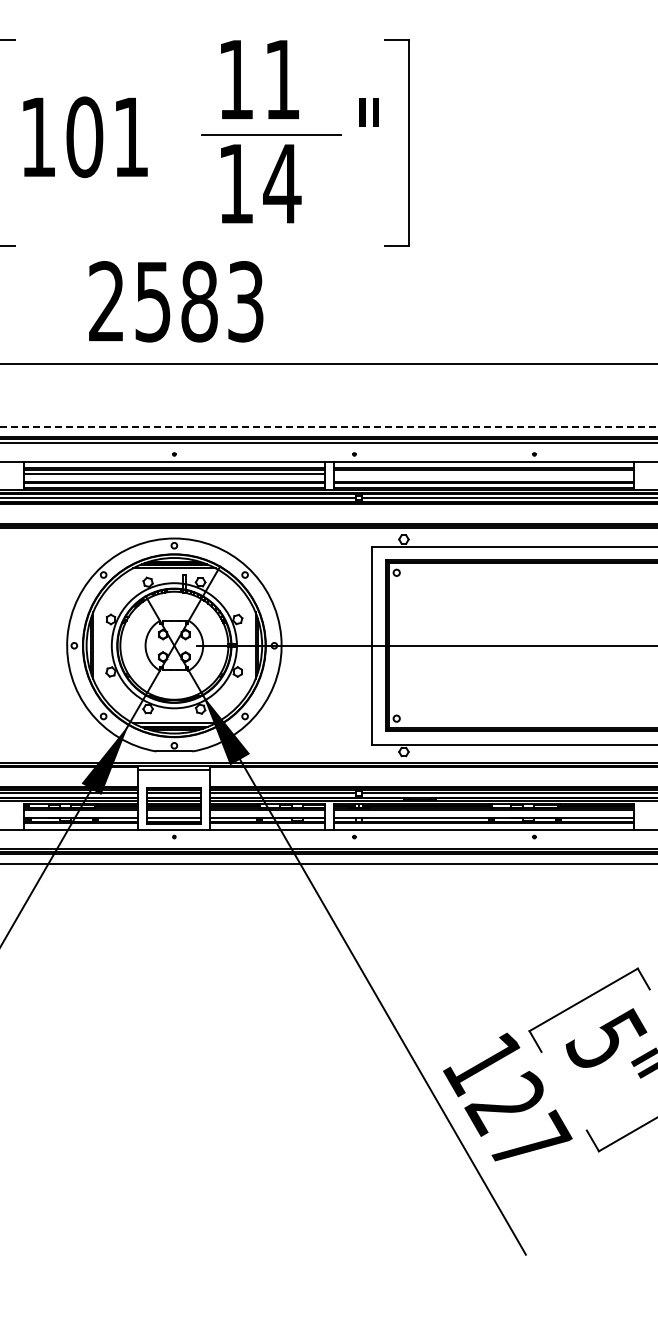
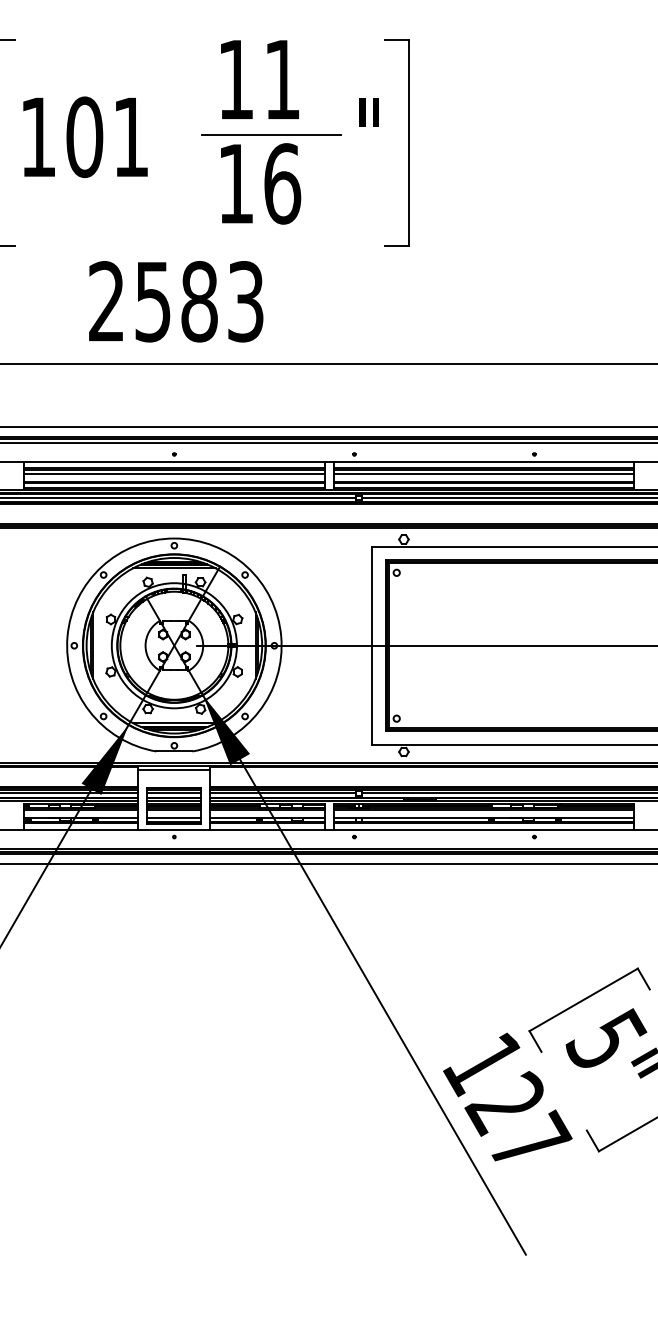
text: 14 -> 16 (282, 183)
line: dashed -> solid (329, 427)
line: none -> present (483, 473)
